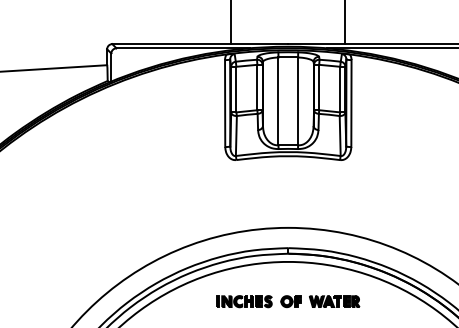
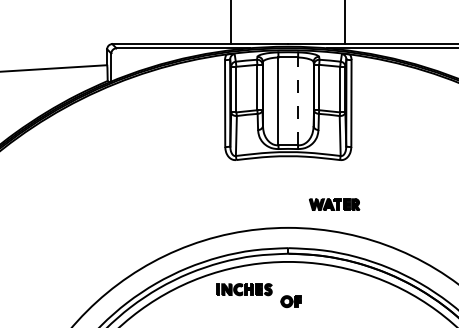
line: solid -> dashed (298, 101)
part position: (244, 301) -> (244, 289) (244, 289)
part position: (334, 301) -> (334, 204) (334, 204)
